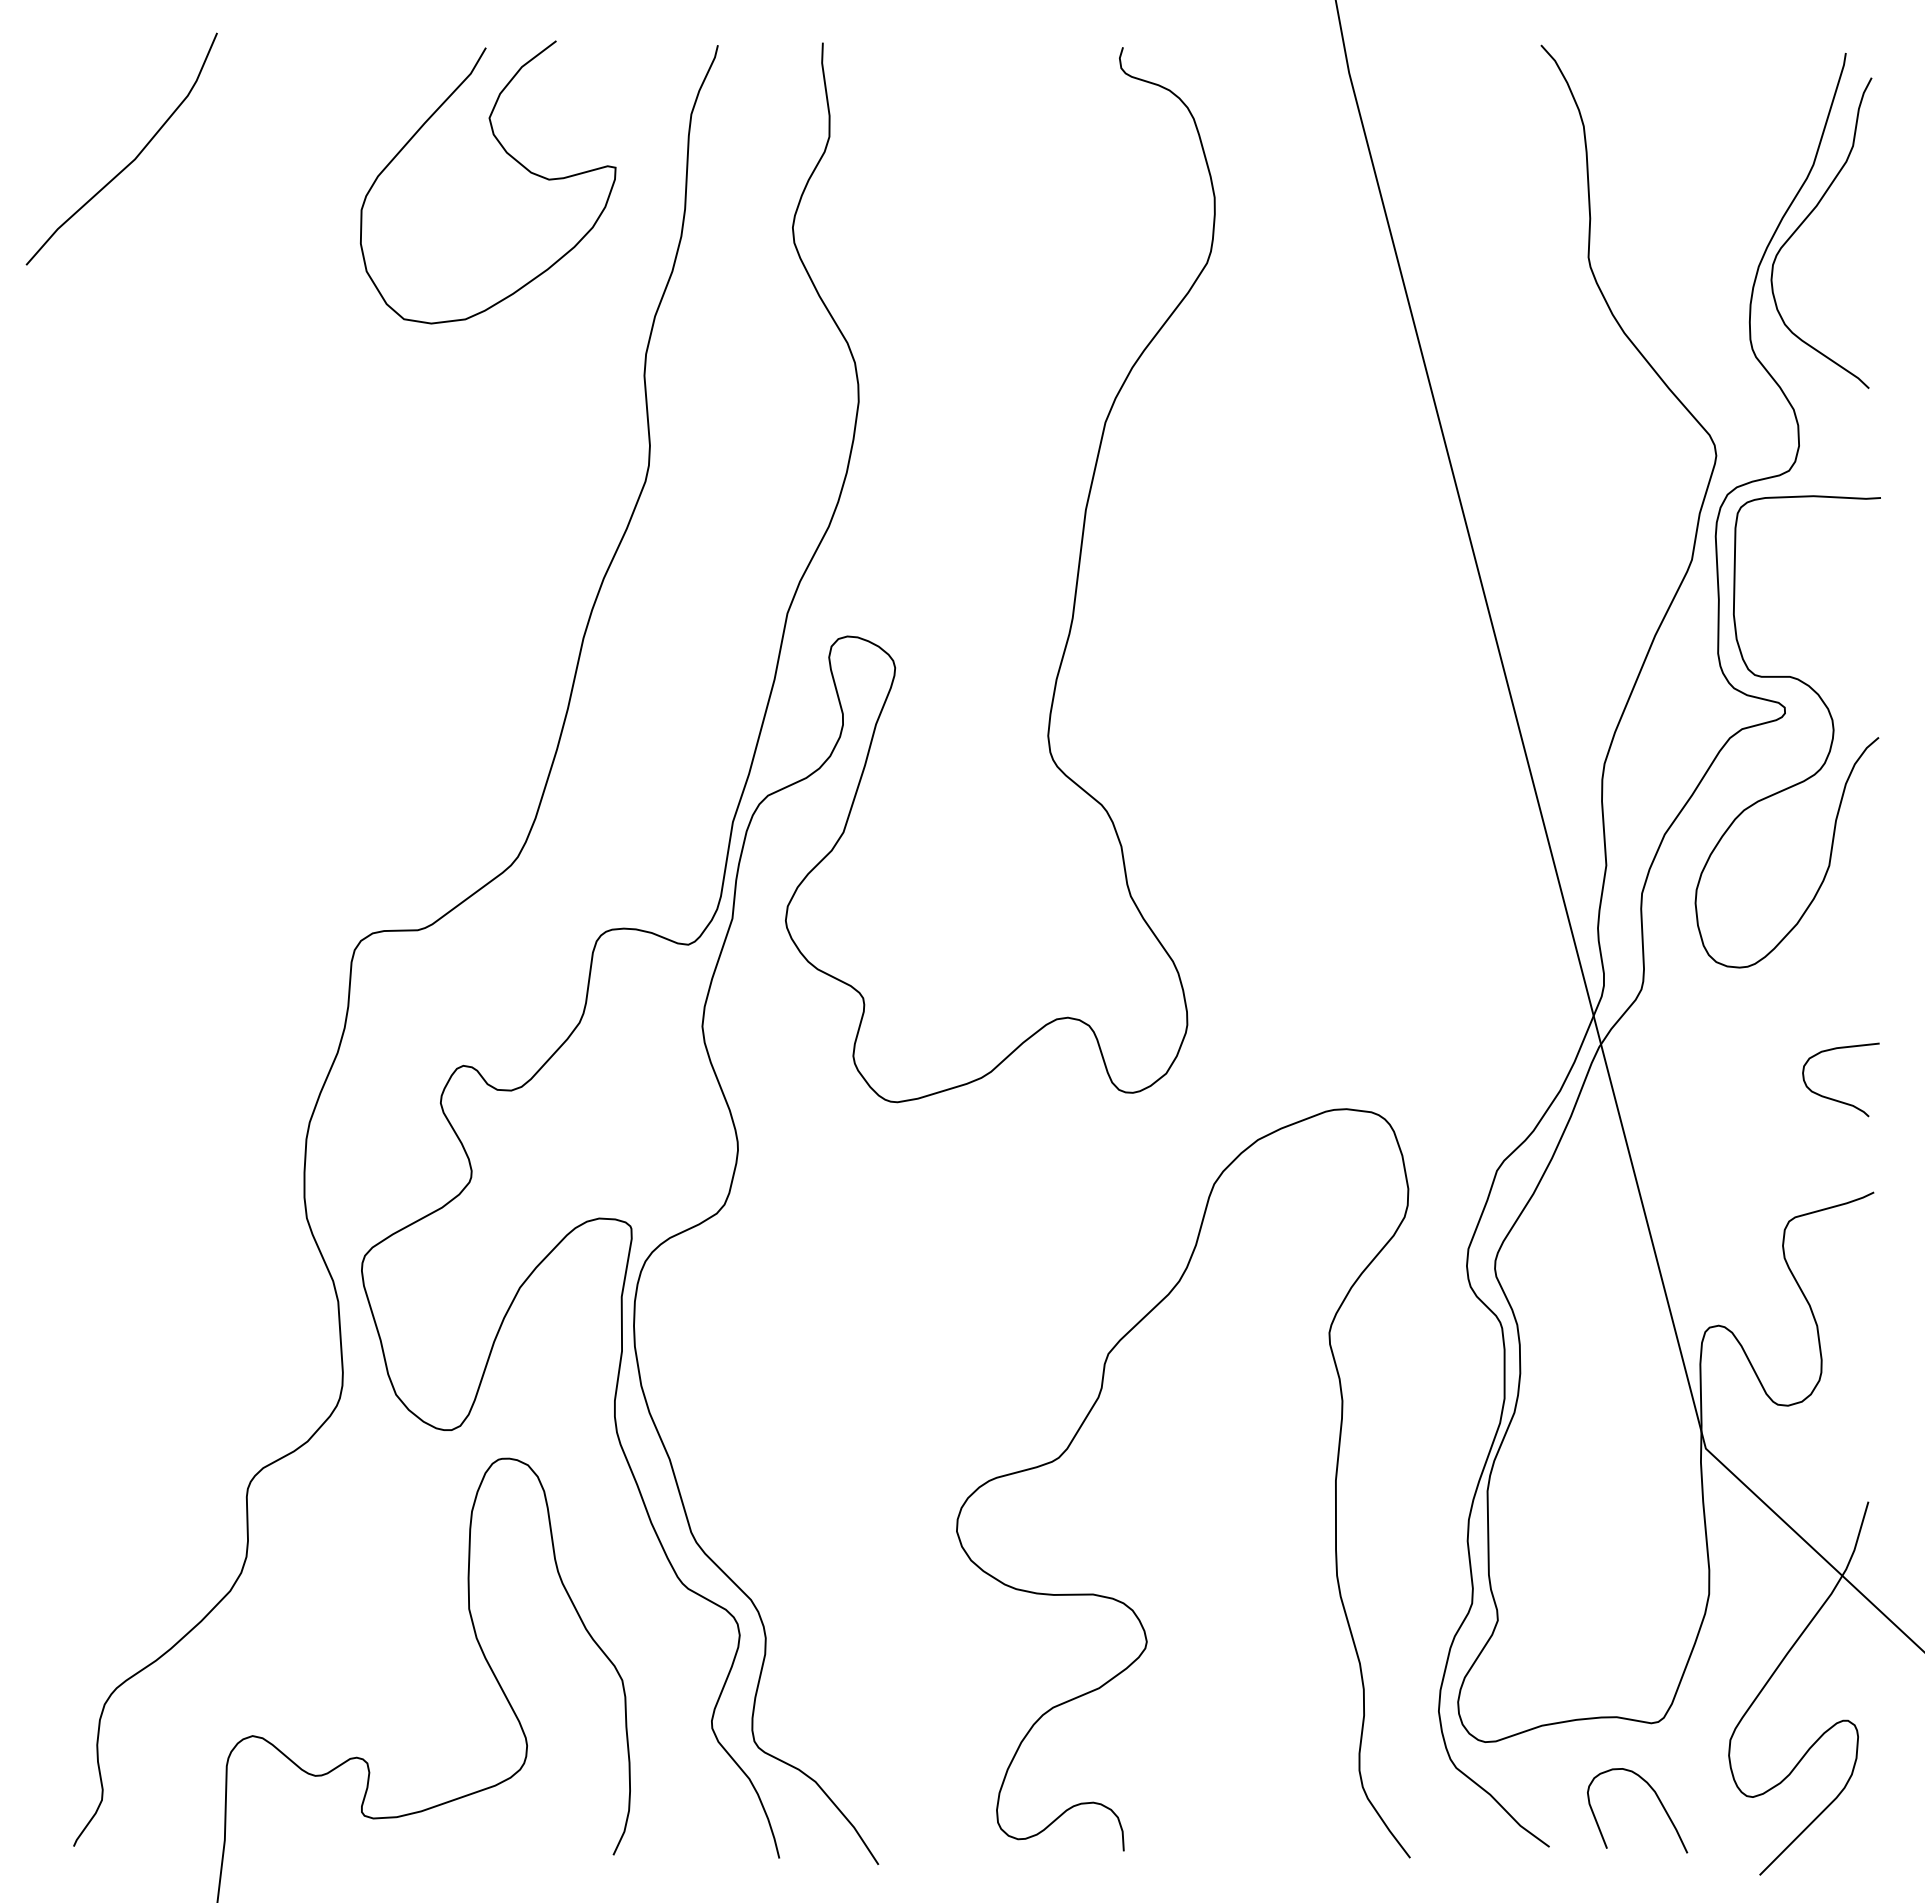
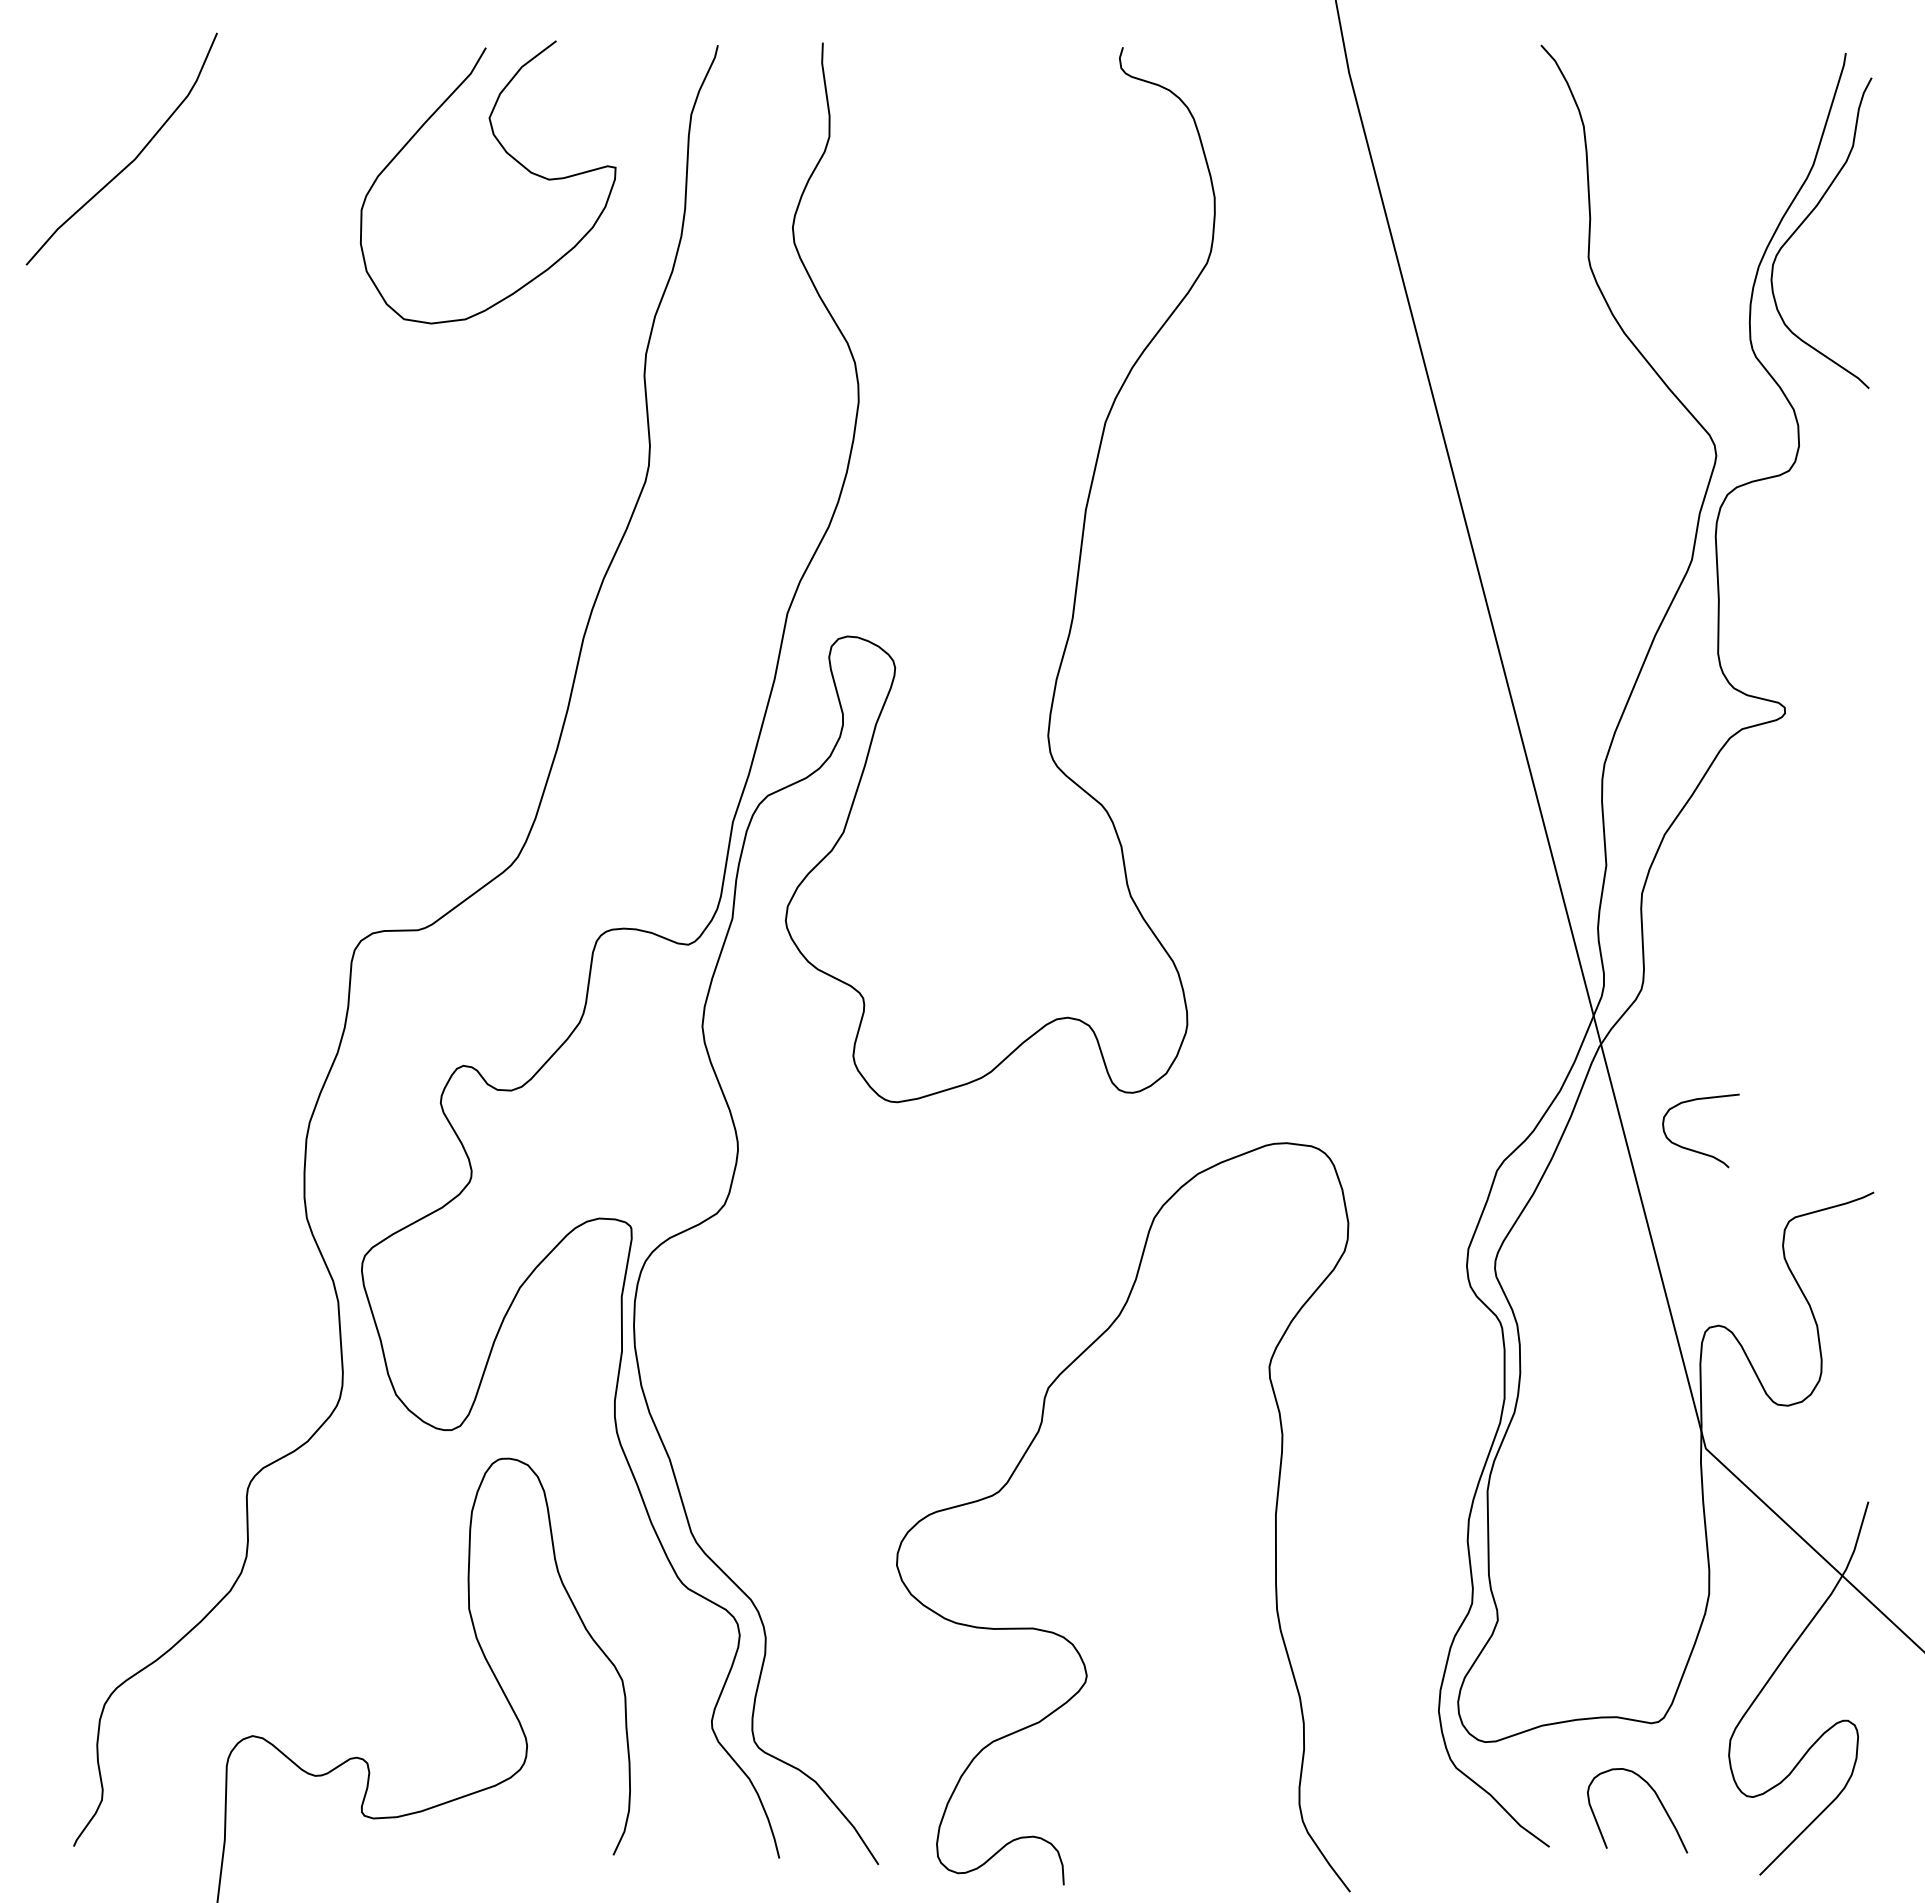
curve: present -> none (1830, 743)
curve position: (1833, 1098) -> (1693, 1149) (1693, 1149)
curve position: (1083, 1424) -> (1023, 1458) (1023, 1458)
